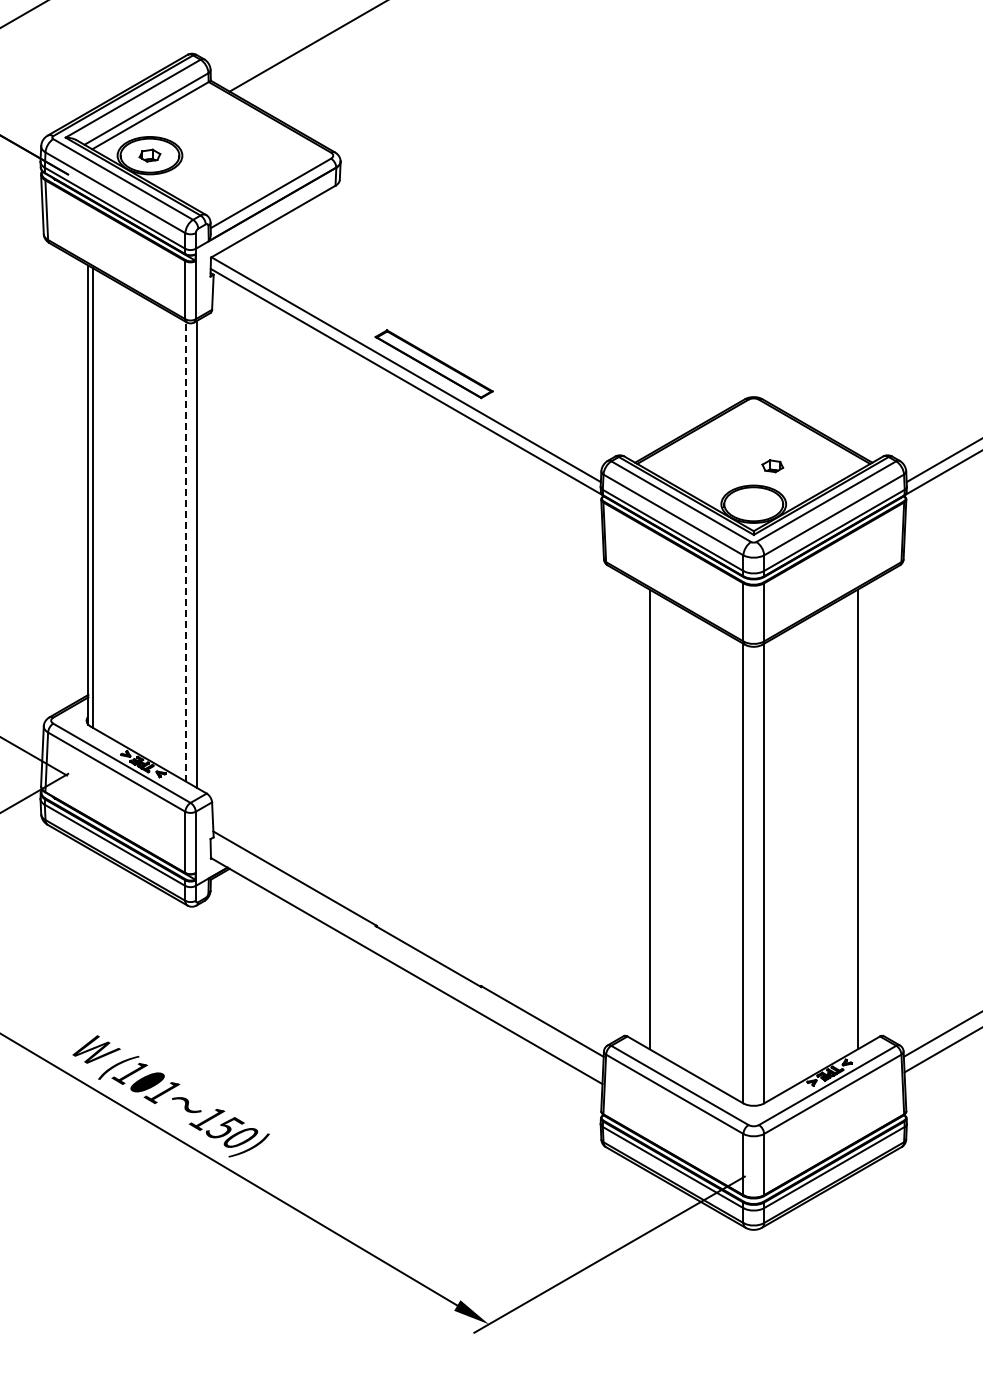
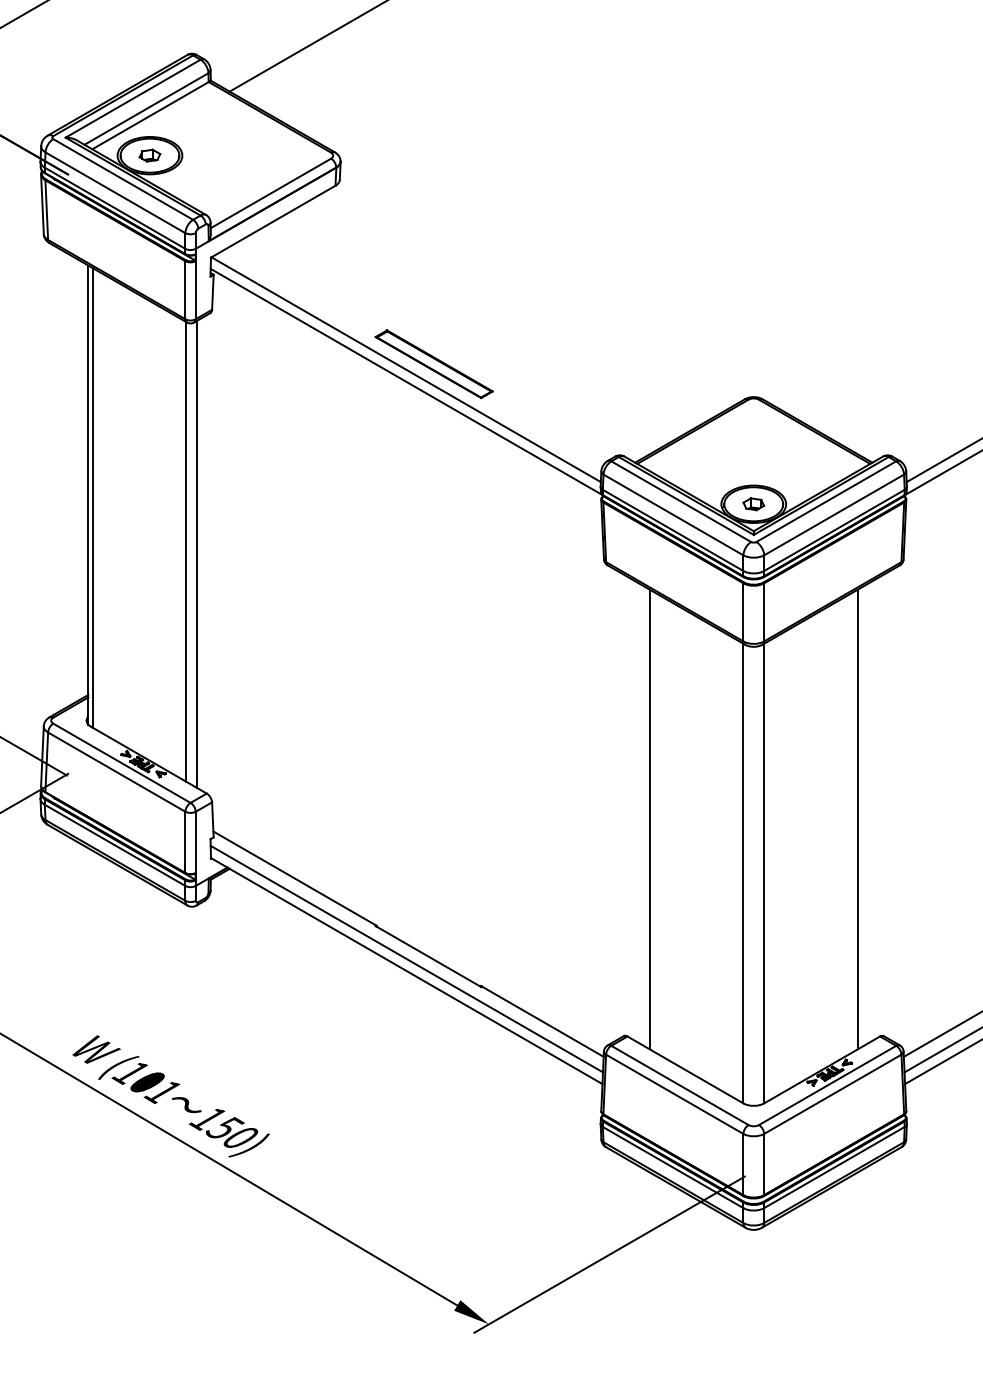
part position: (772, 466) -> (753, 504) (753, 504)
line: dashed -> solid (186, 552)
line: none -> present (406, 958)
line: none -> present (942, 1062)
